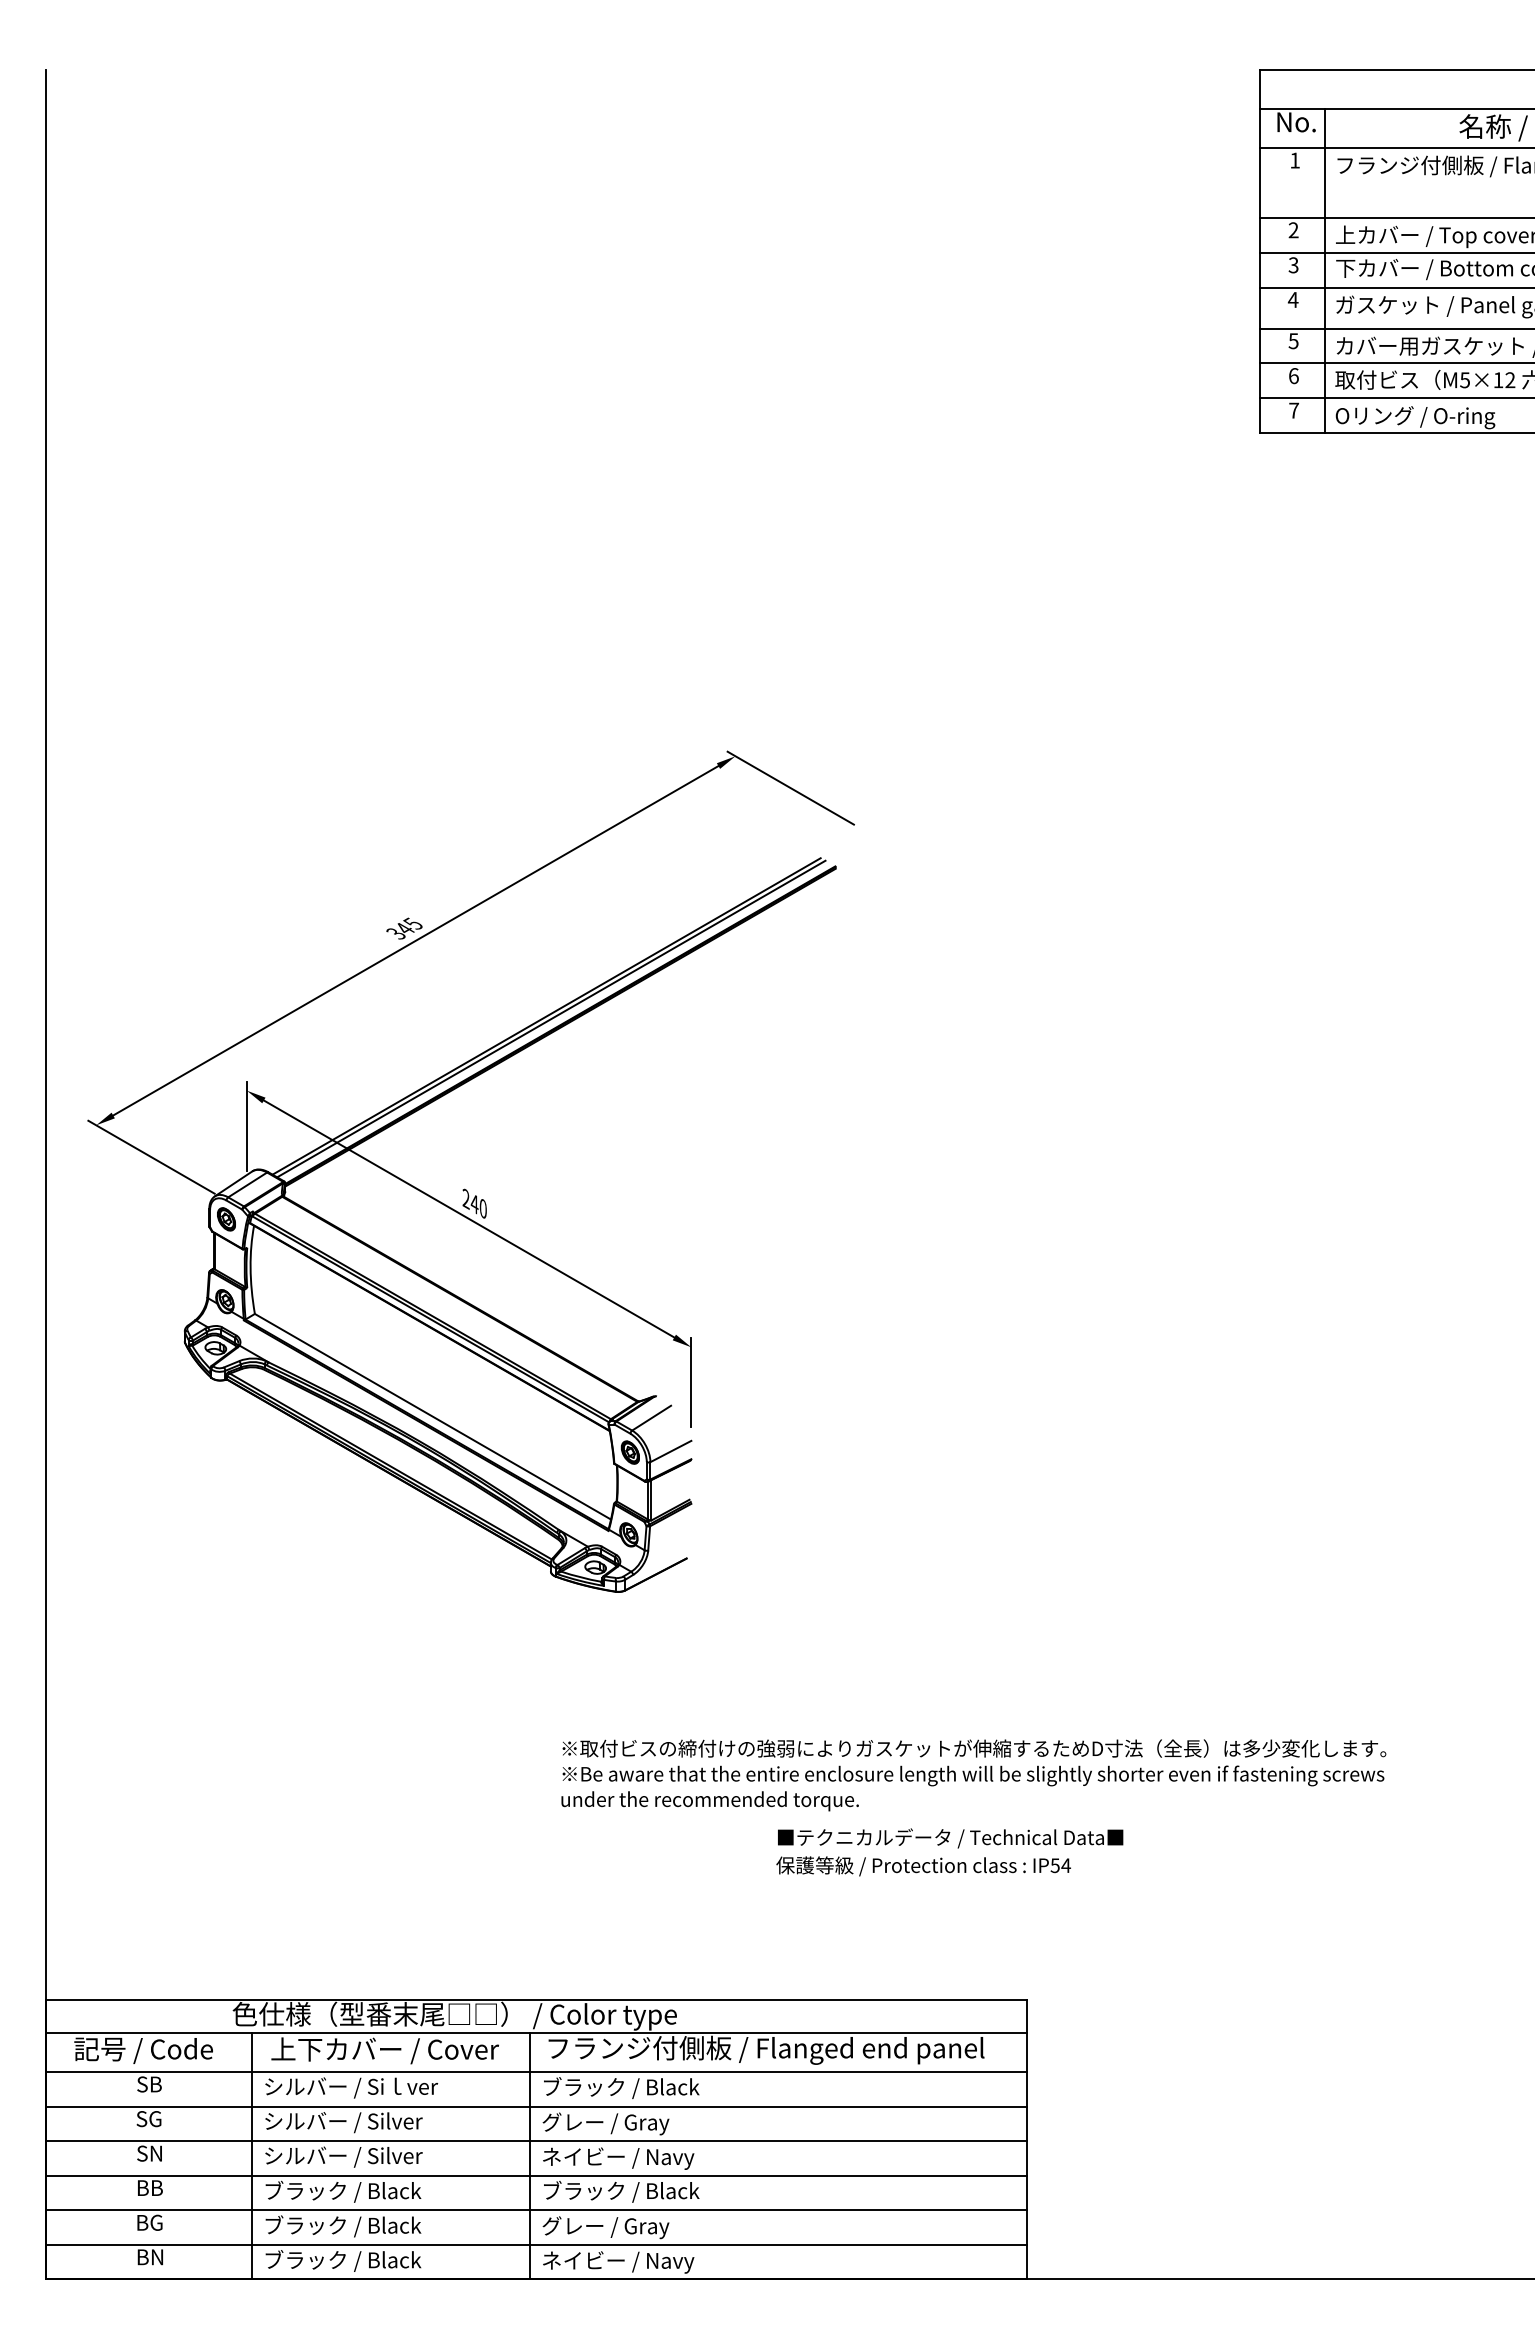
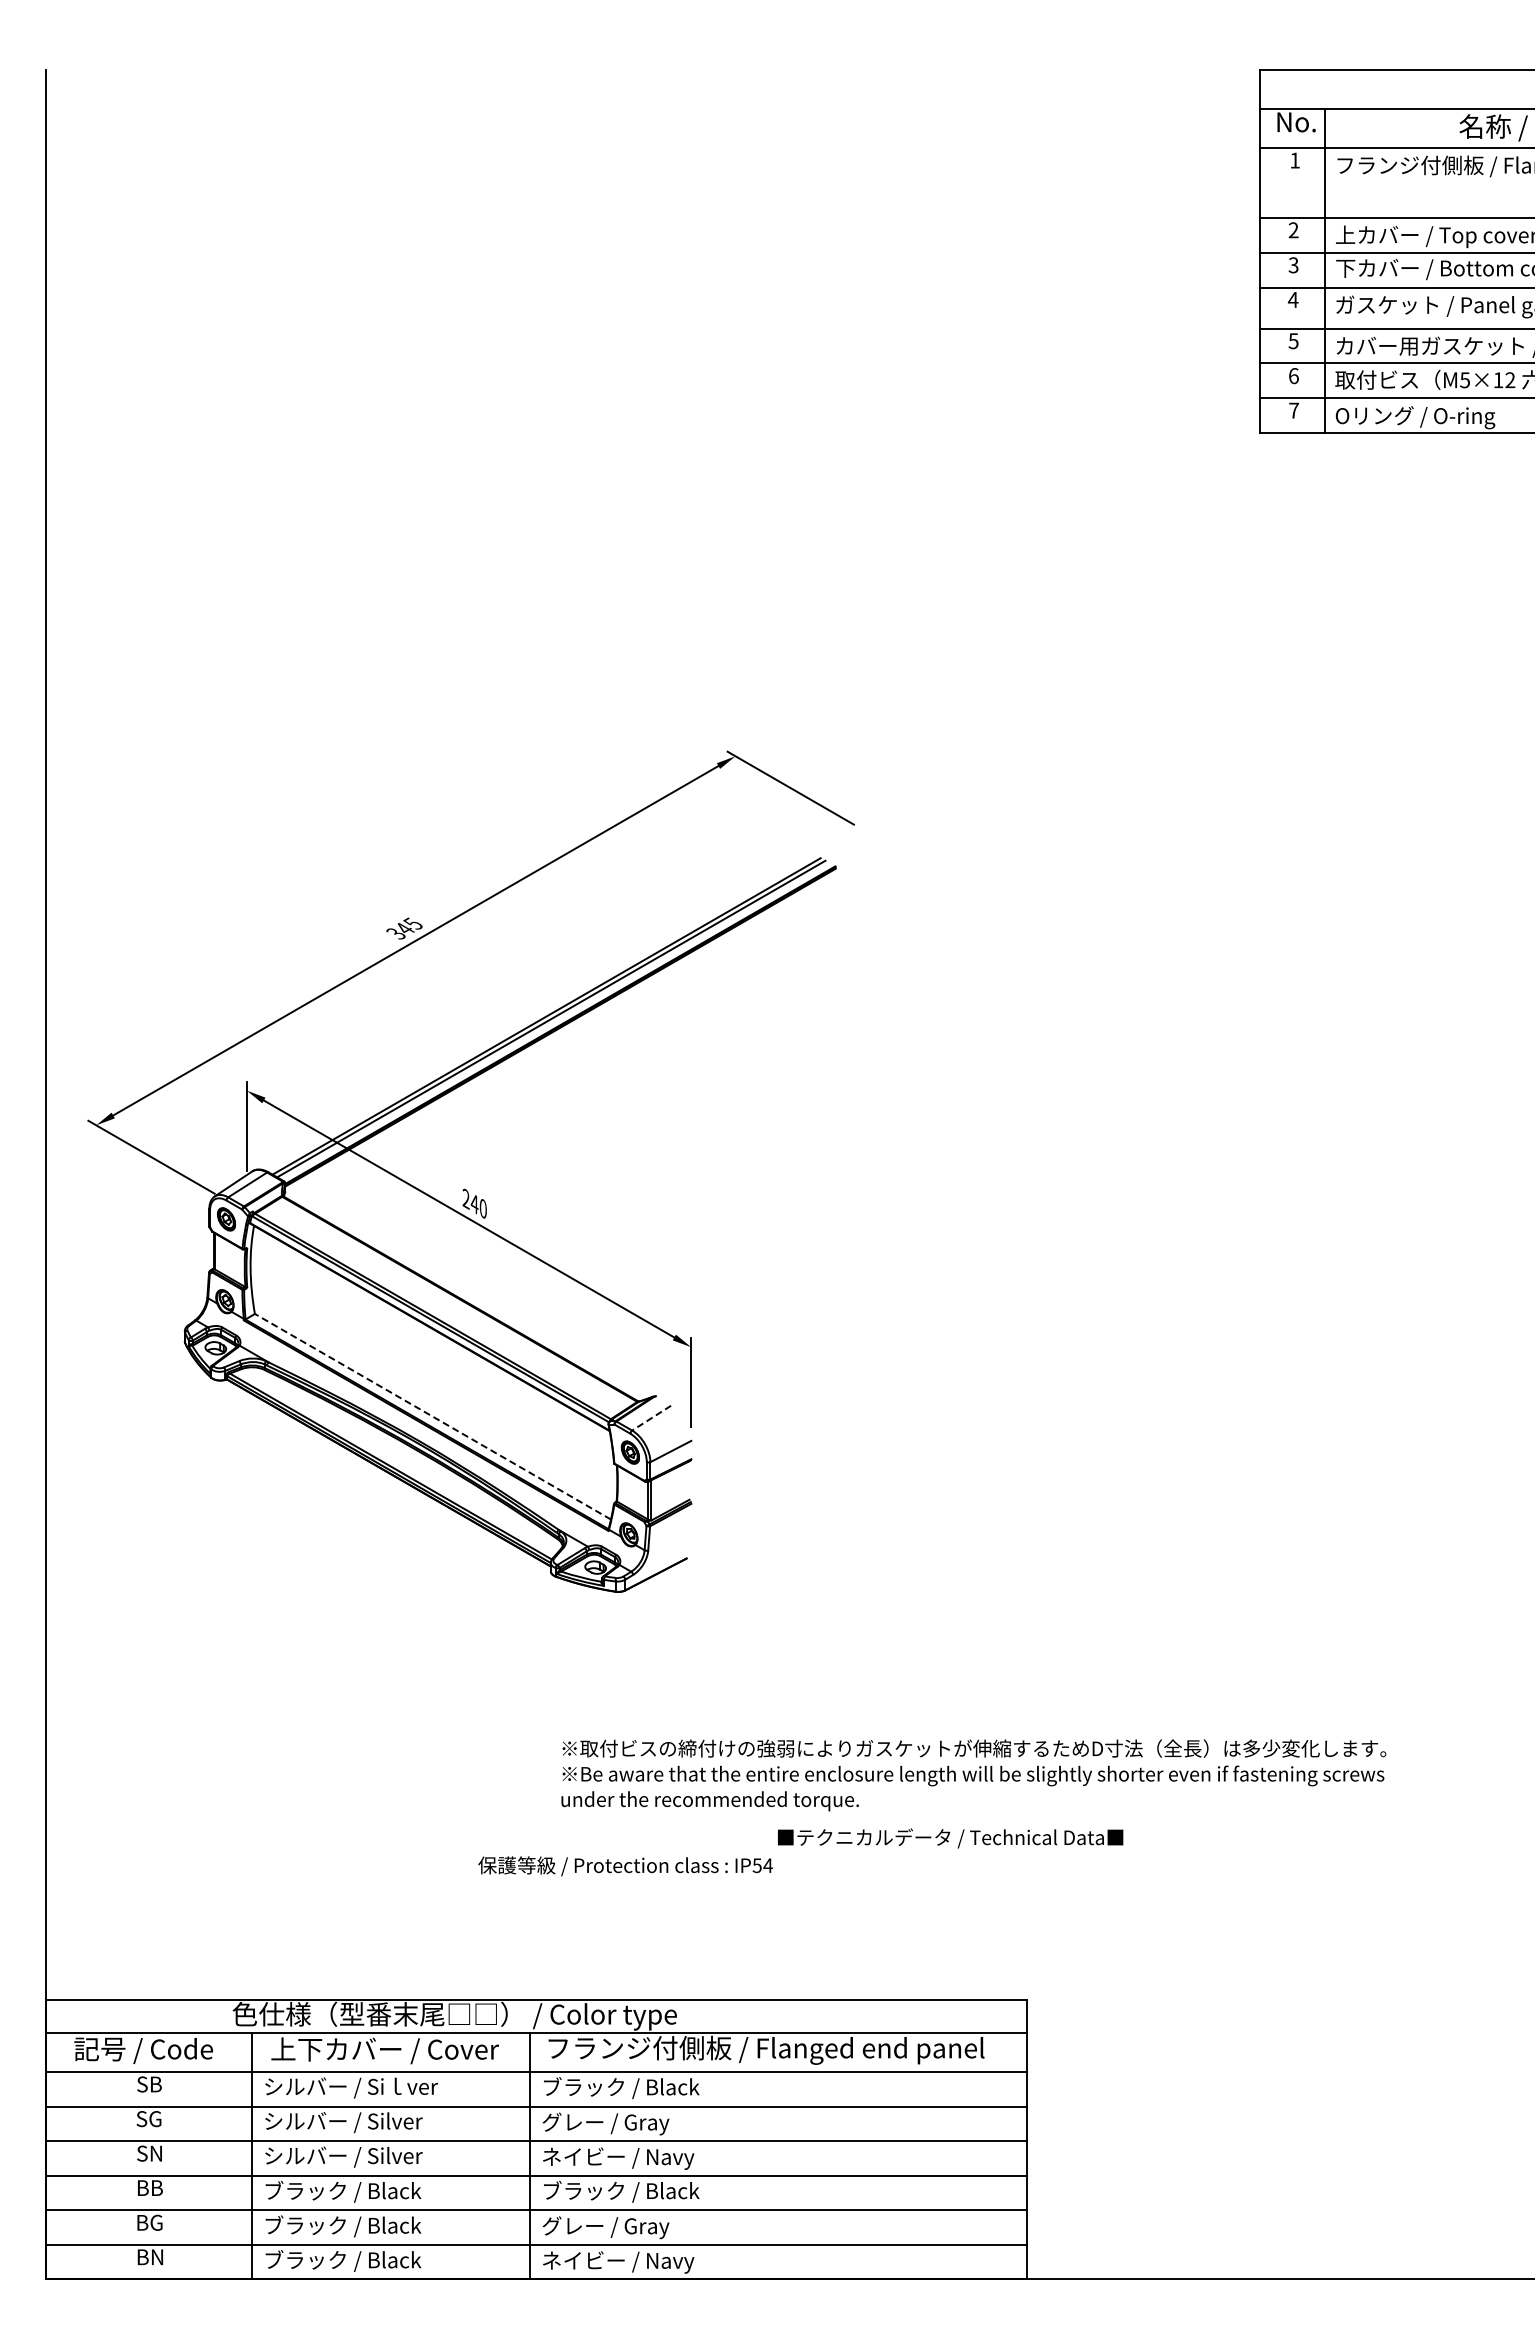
line: solid -> dashed (432, 1416)
line: solid -> dashed (651, 1418)
text position: (923, 1866) -> (625, 1866) (625, 1866)
